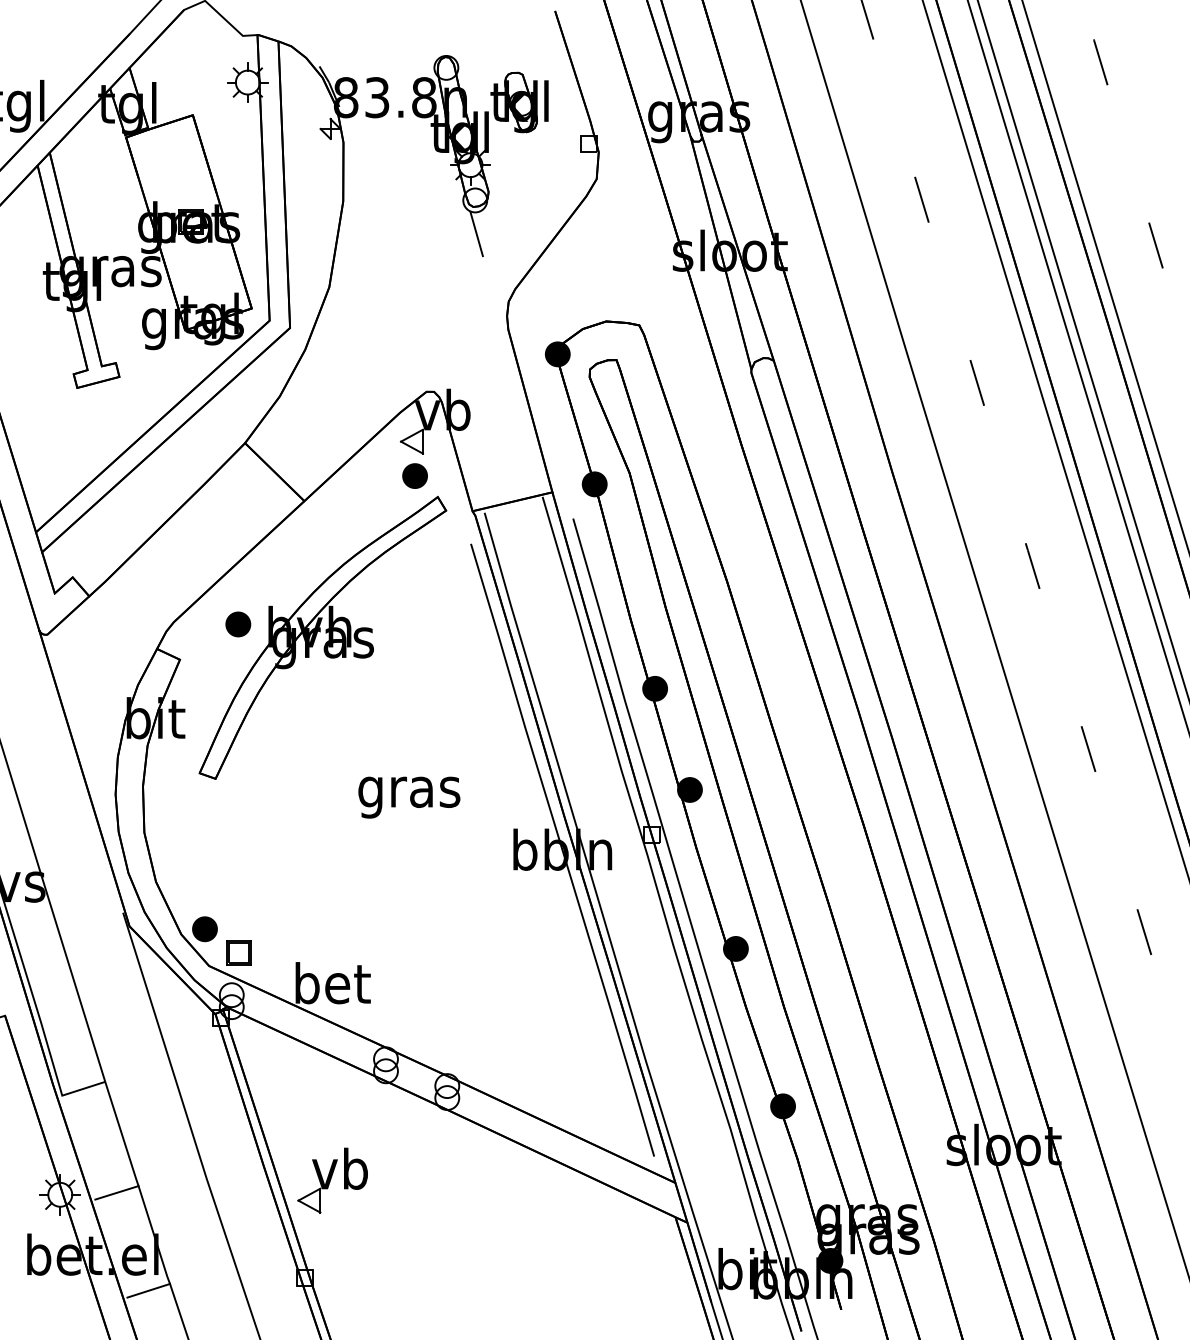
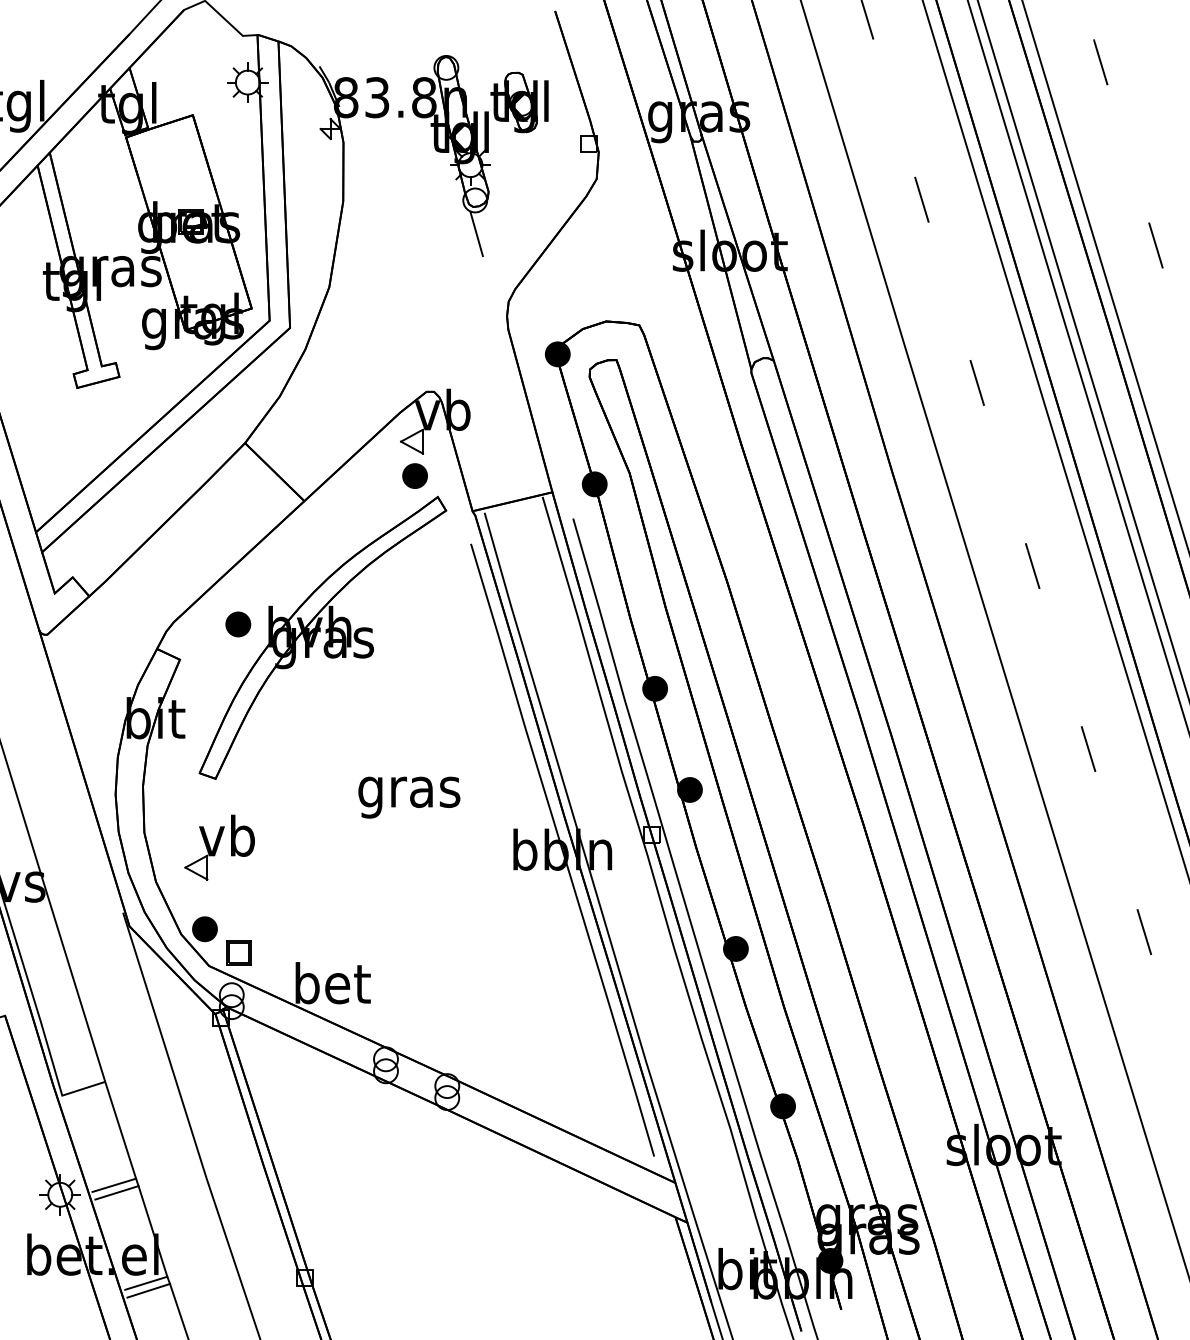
part position: (332, 1180) -> (219, 847) (219, 847)
line: none -> present (114, 1184)
line: none -> present (146, 1282)
